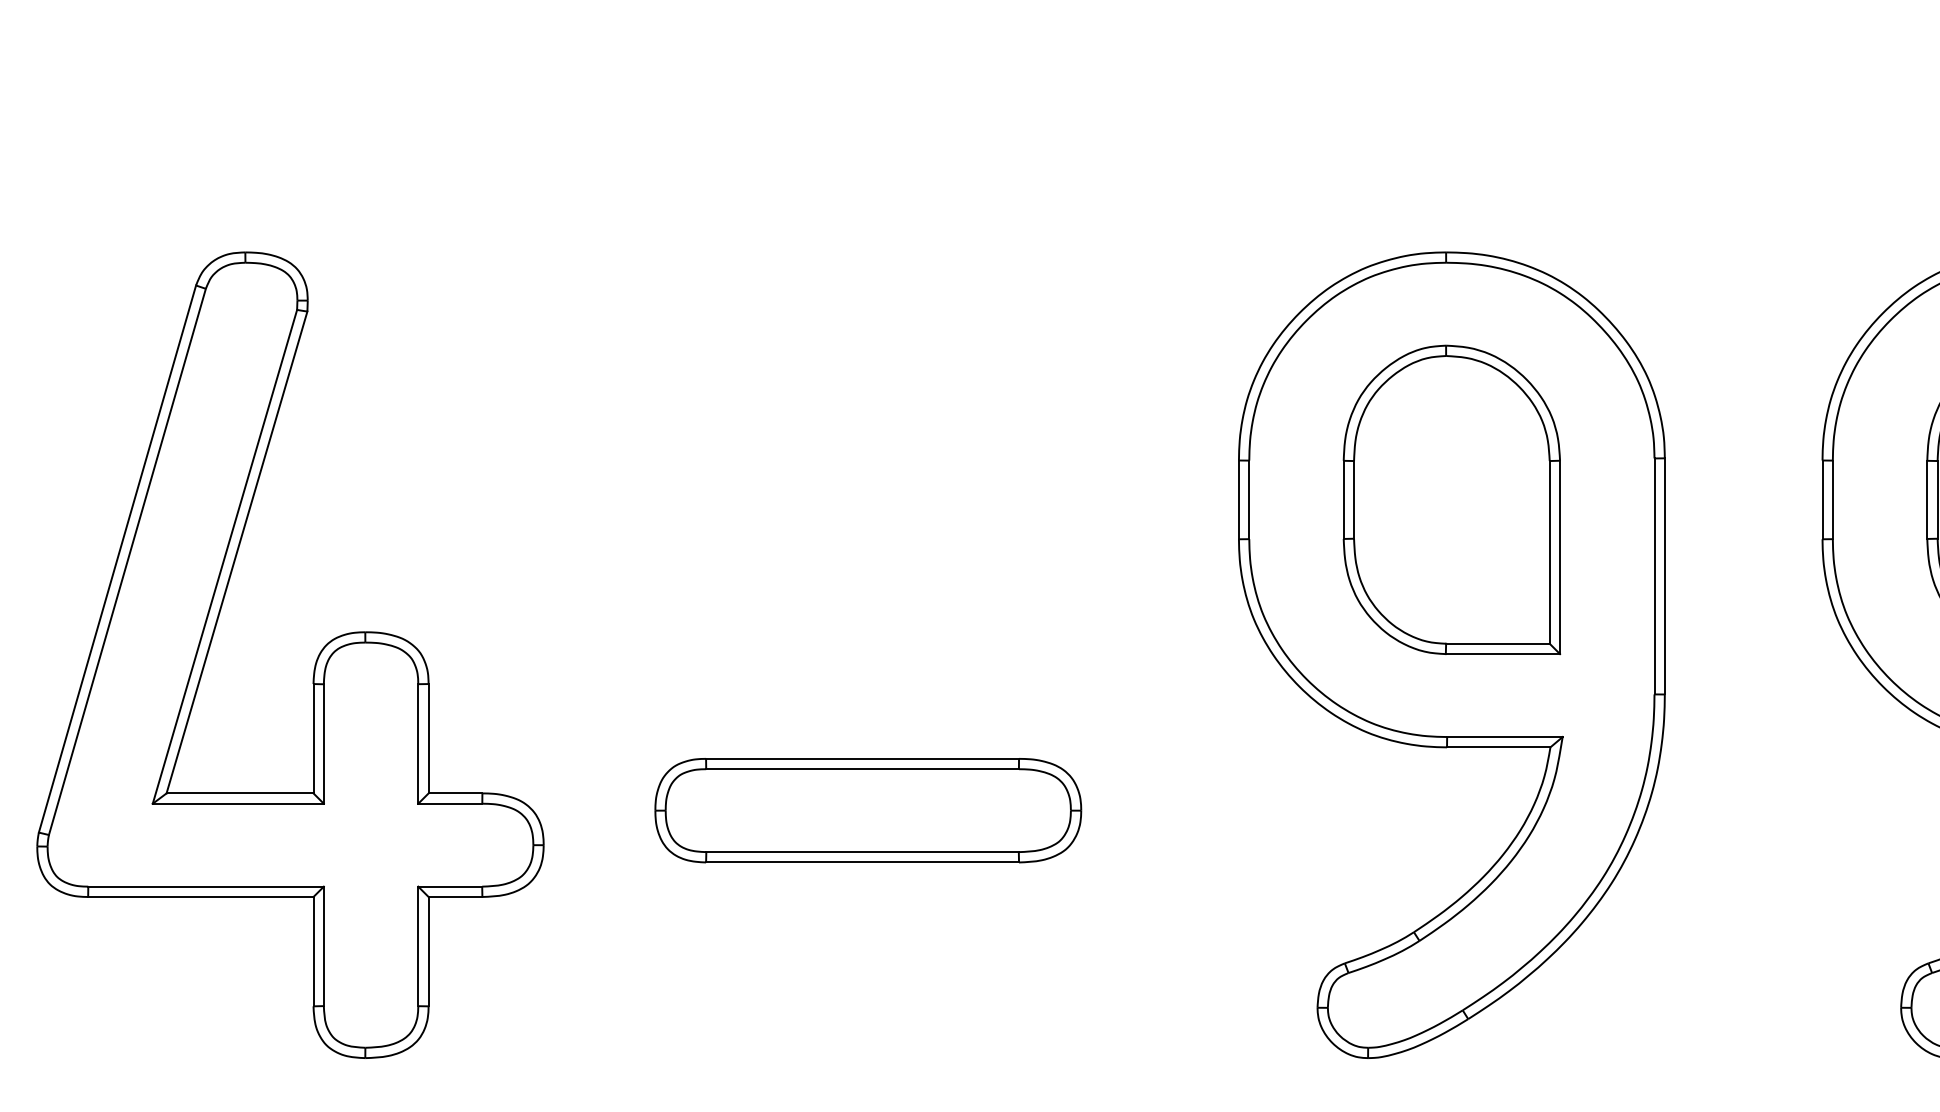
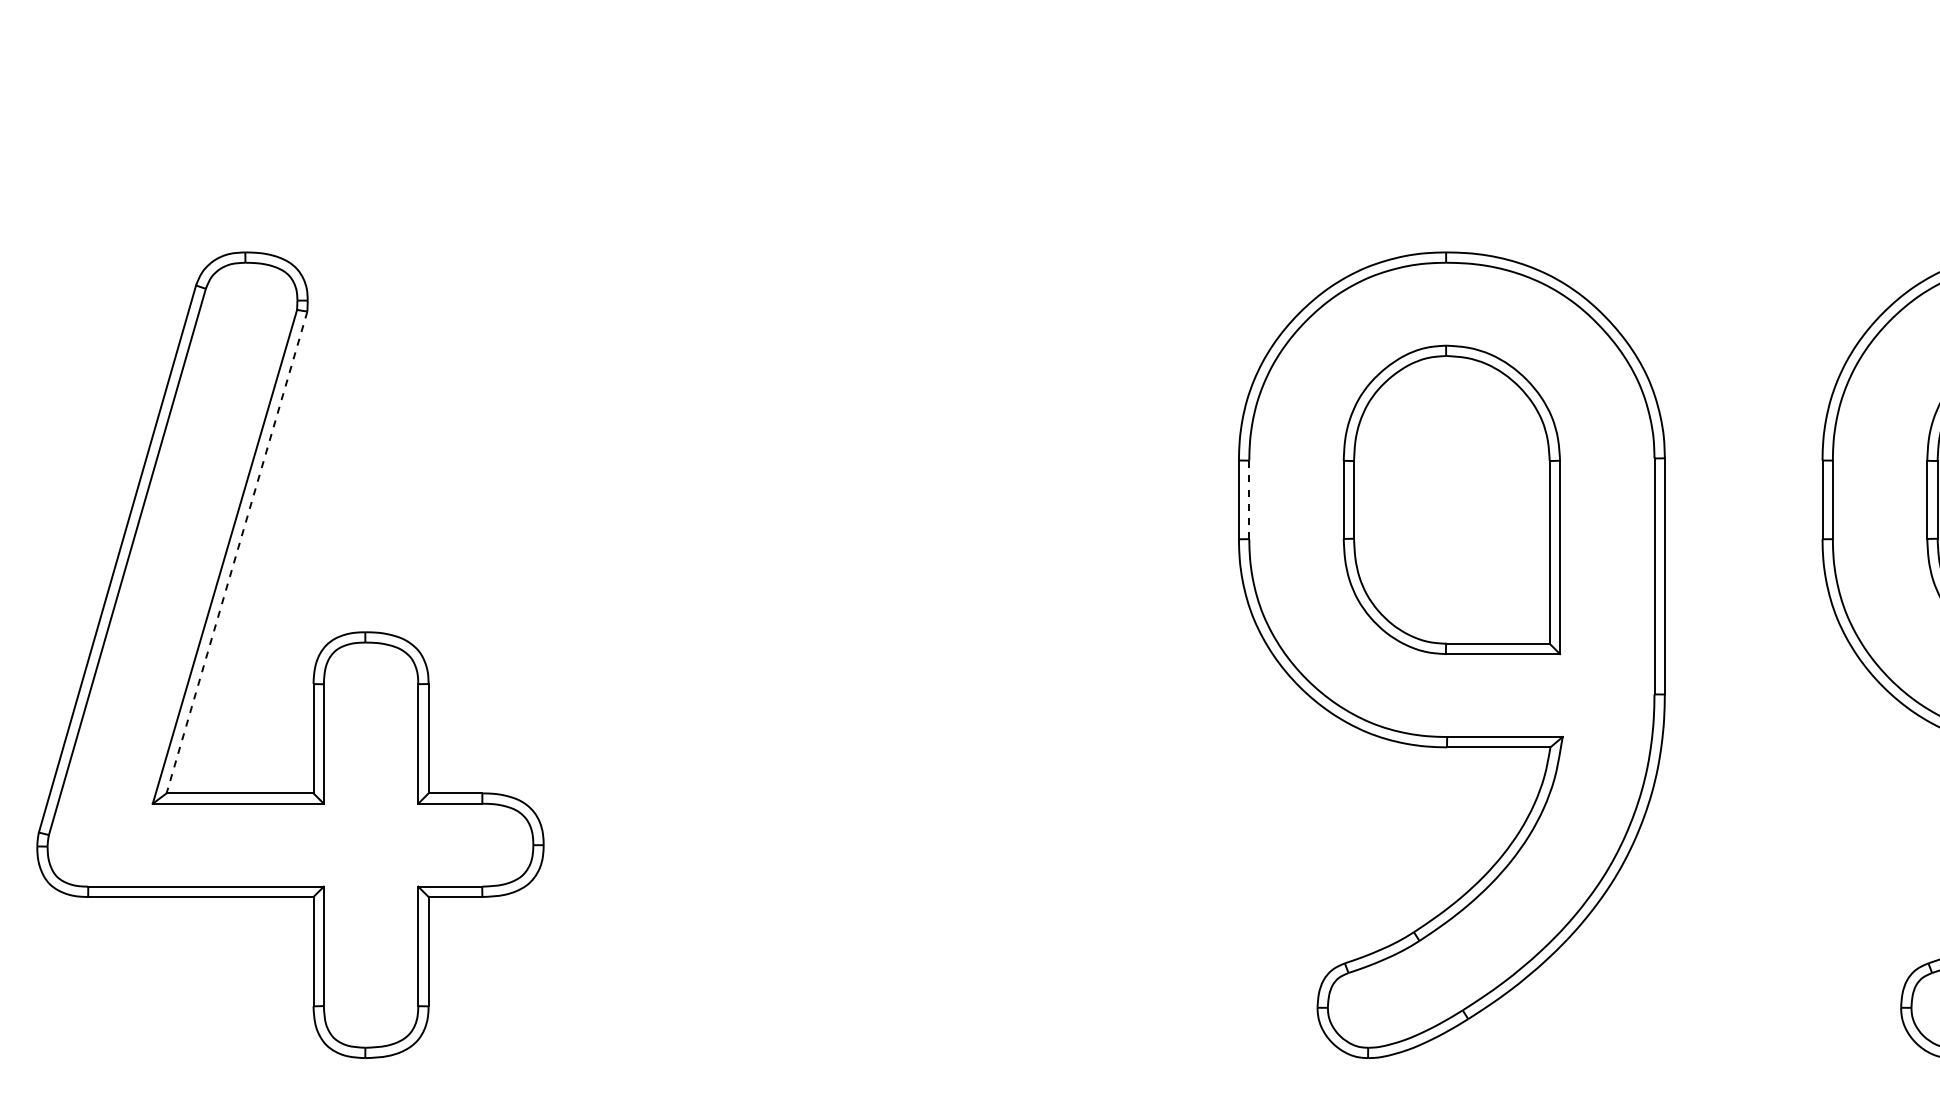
line: solid -> dashed (1249, 499)
line: solid -> dashed (237, 552)
part: present -> none (868, 810)
